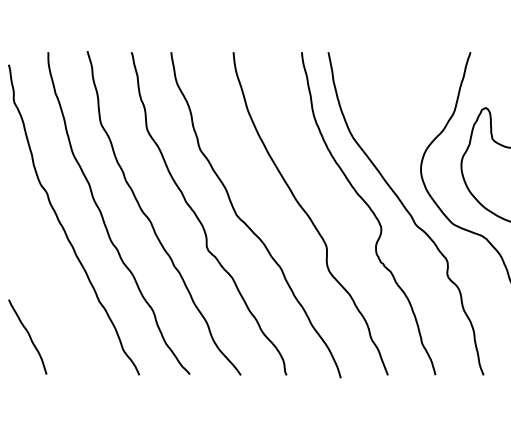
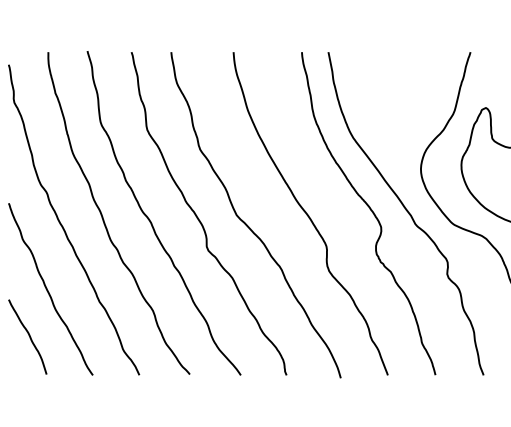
curve: none -> present (48, 290)
